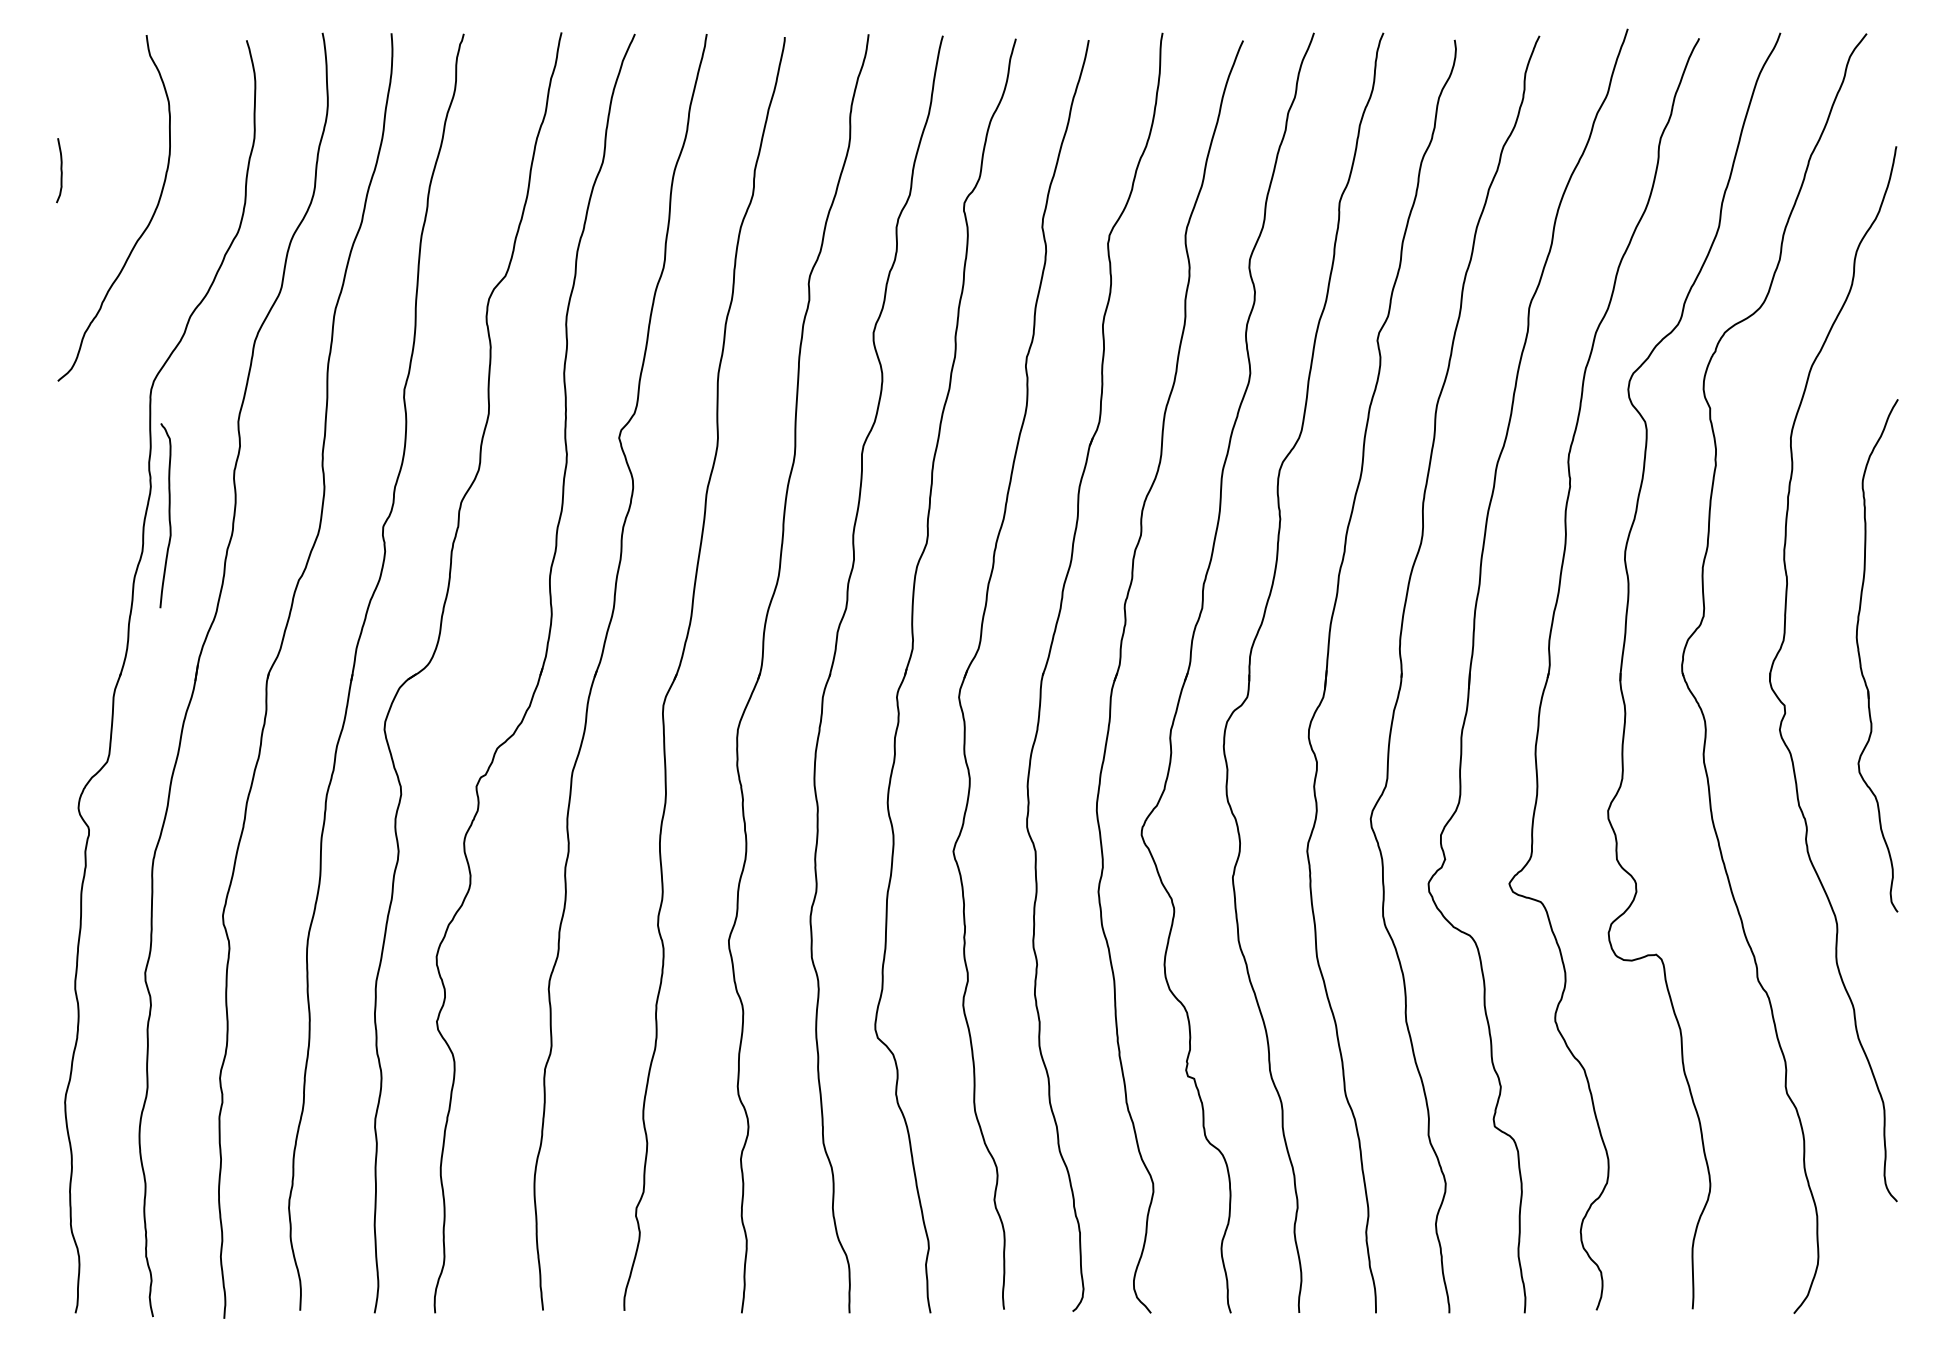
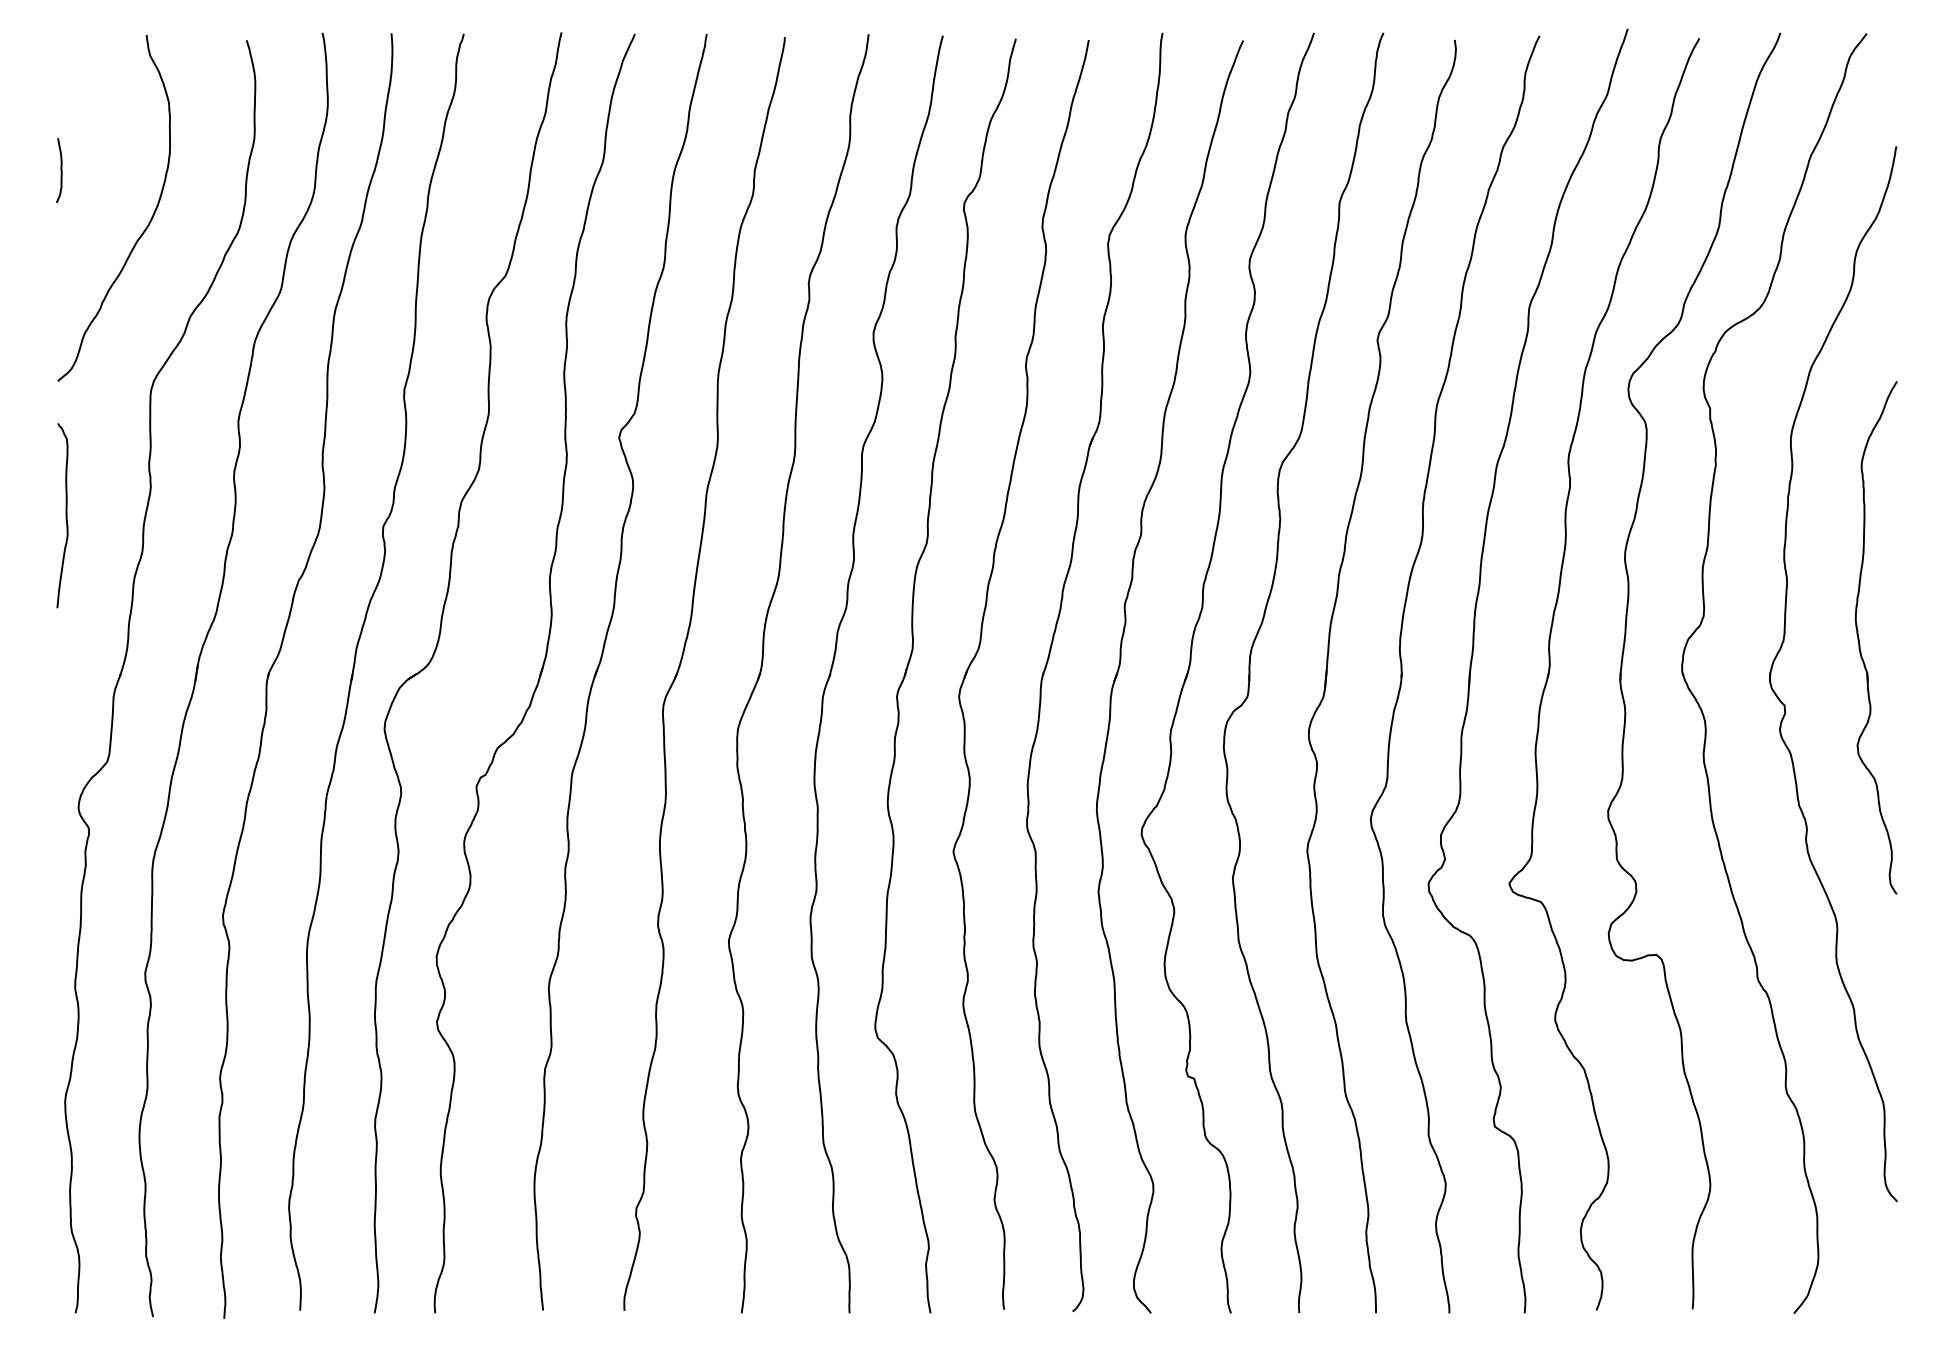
curve position: (168, 515) -> (65, 515) (65, 515)
part position: (1860, 655) -> (1859, 637) (1859, 637)
